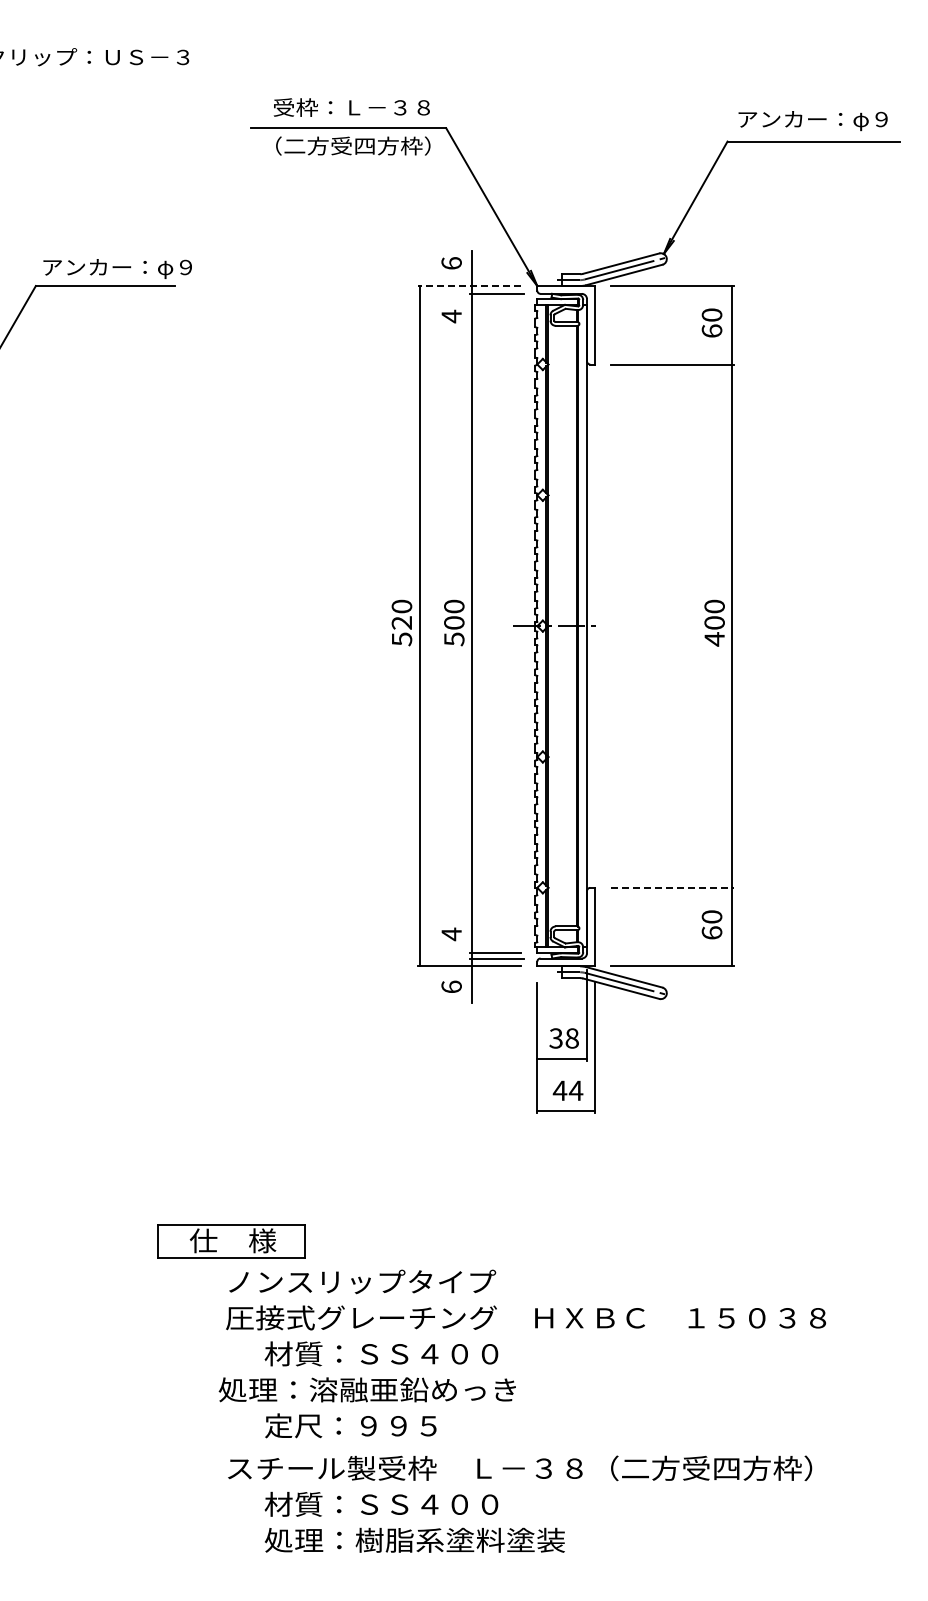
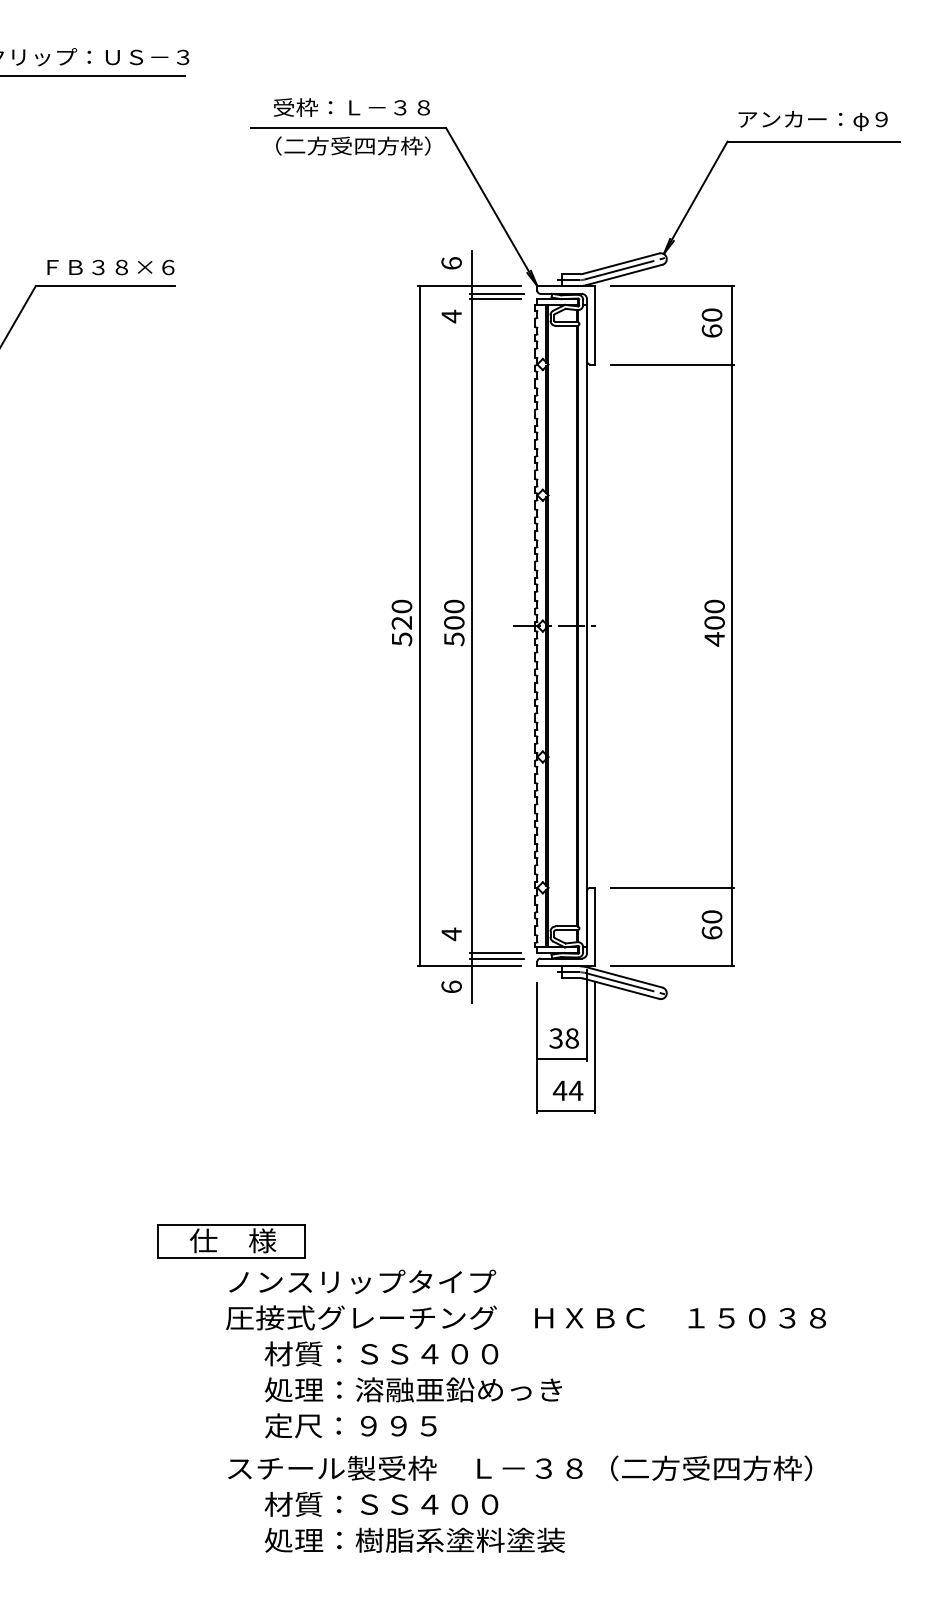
line: none -> present (93, 75)
text: アンカー：φ９ -> ＦＢ３８×６ (117, 269)
line: dashed -> solid (469, 286)
line: none -> present (494, 299)
line: dashed -> solid (673, 887)
text position: (366, 1389) -> (412, 1389) (412, 1389)
